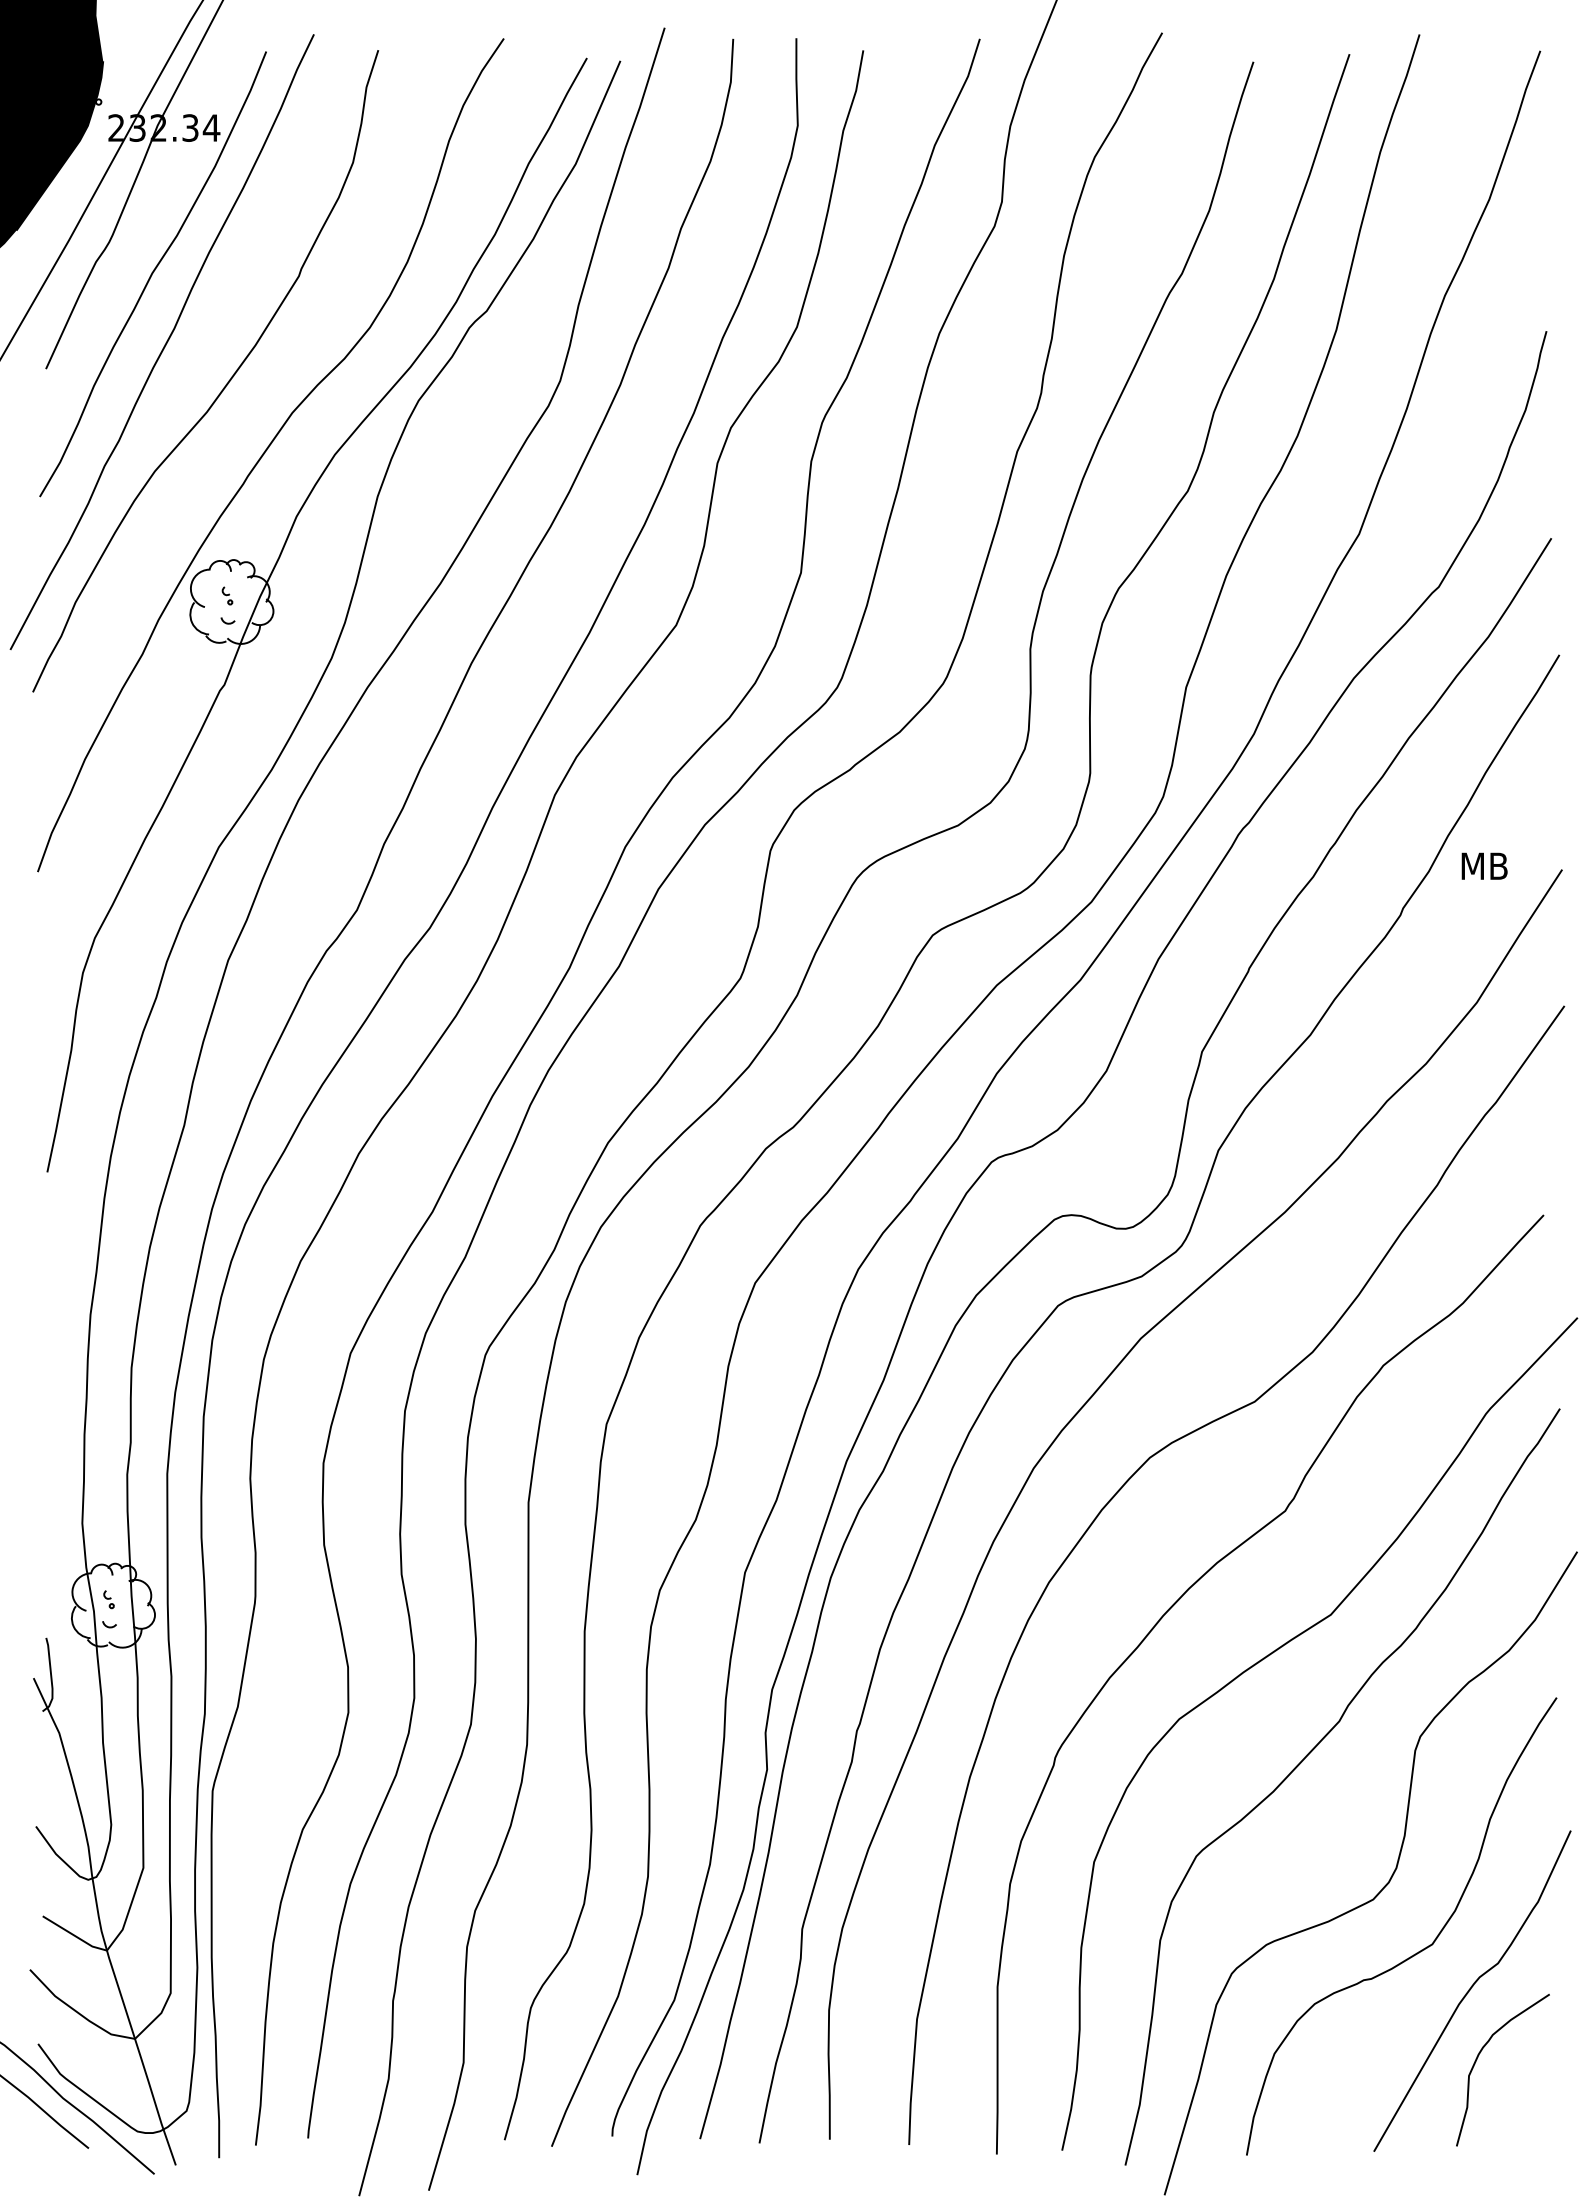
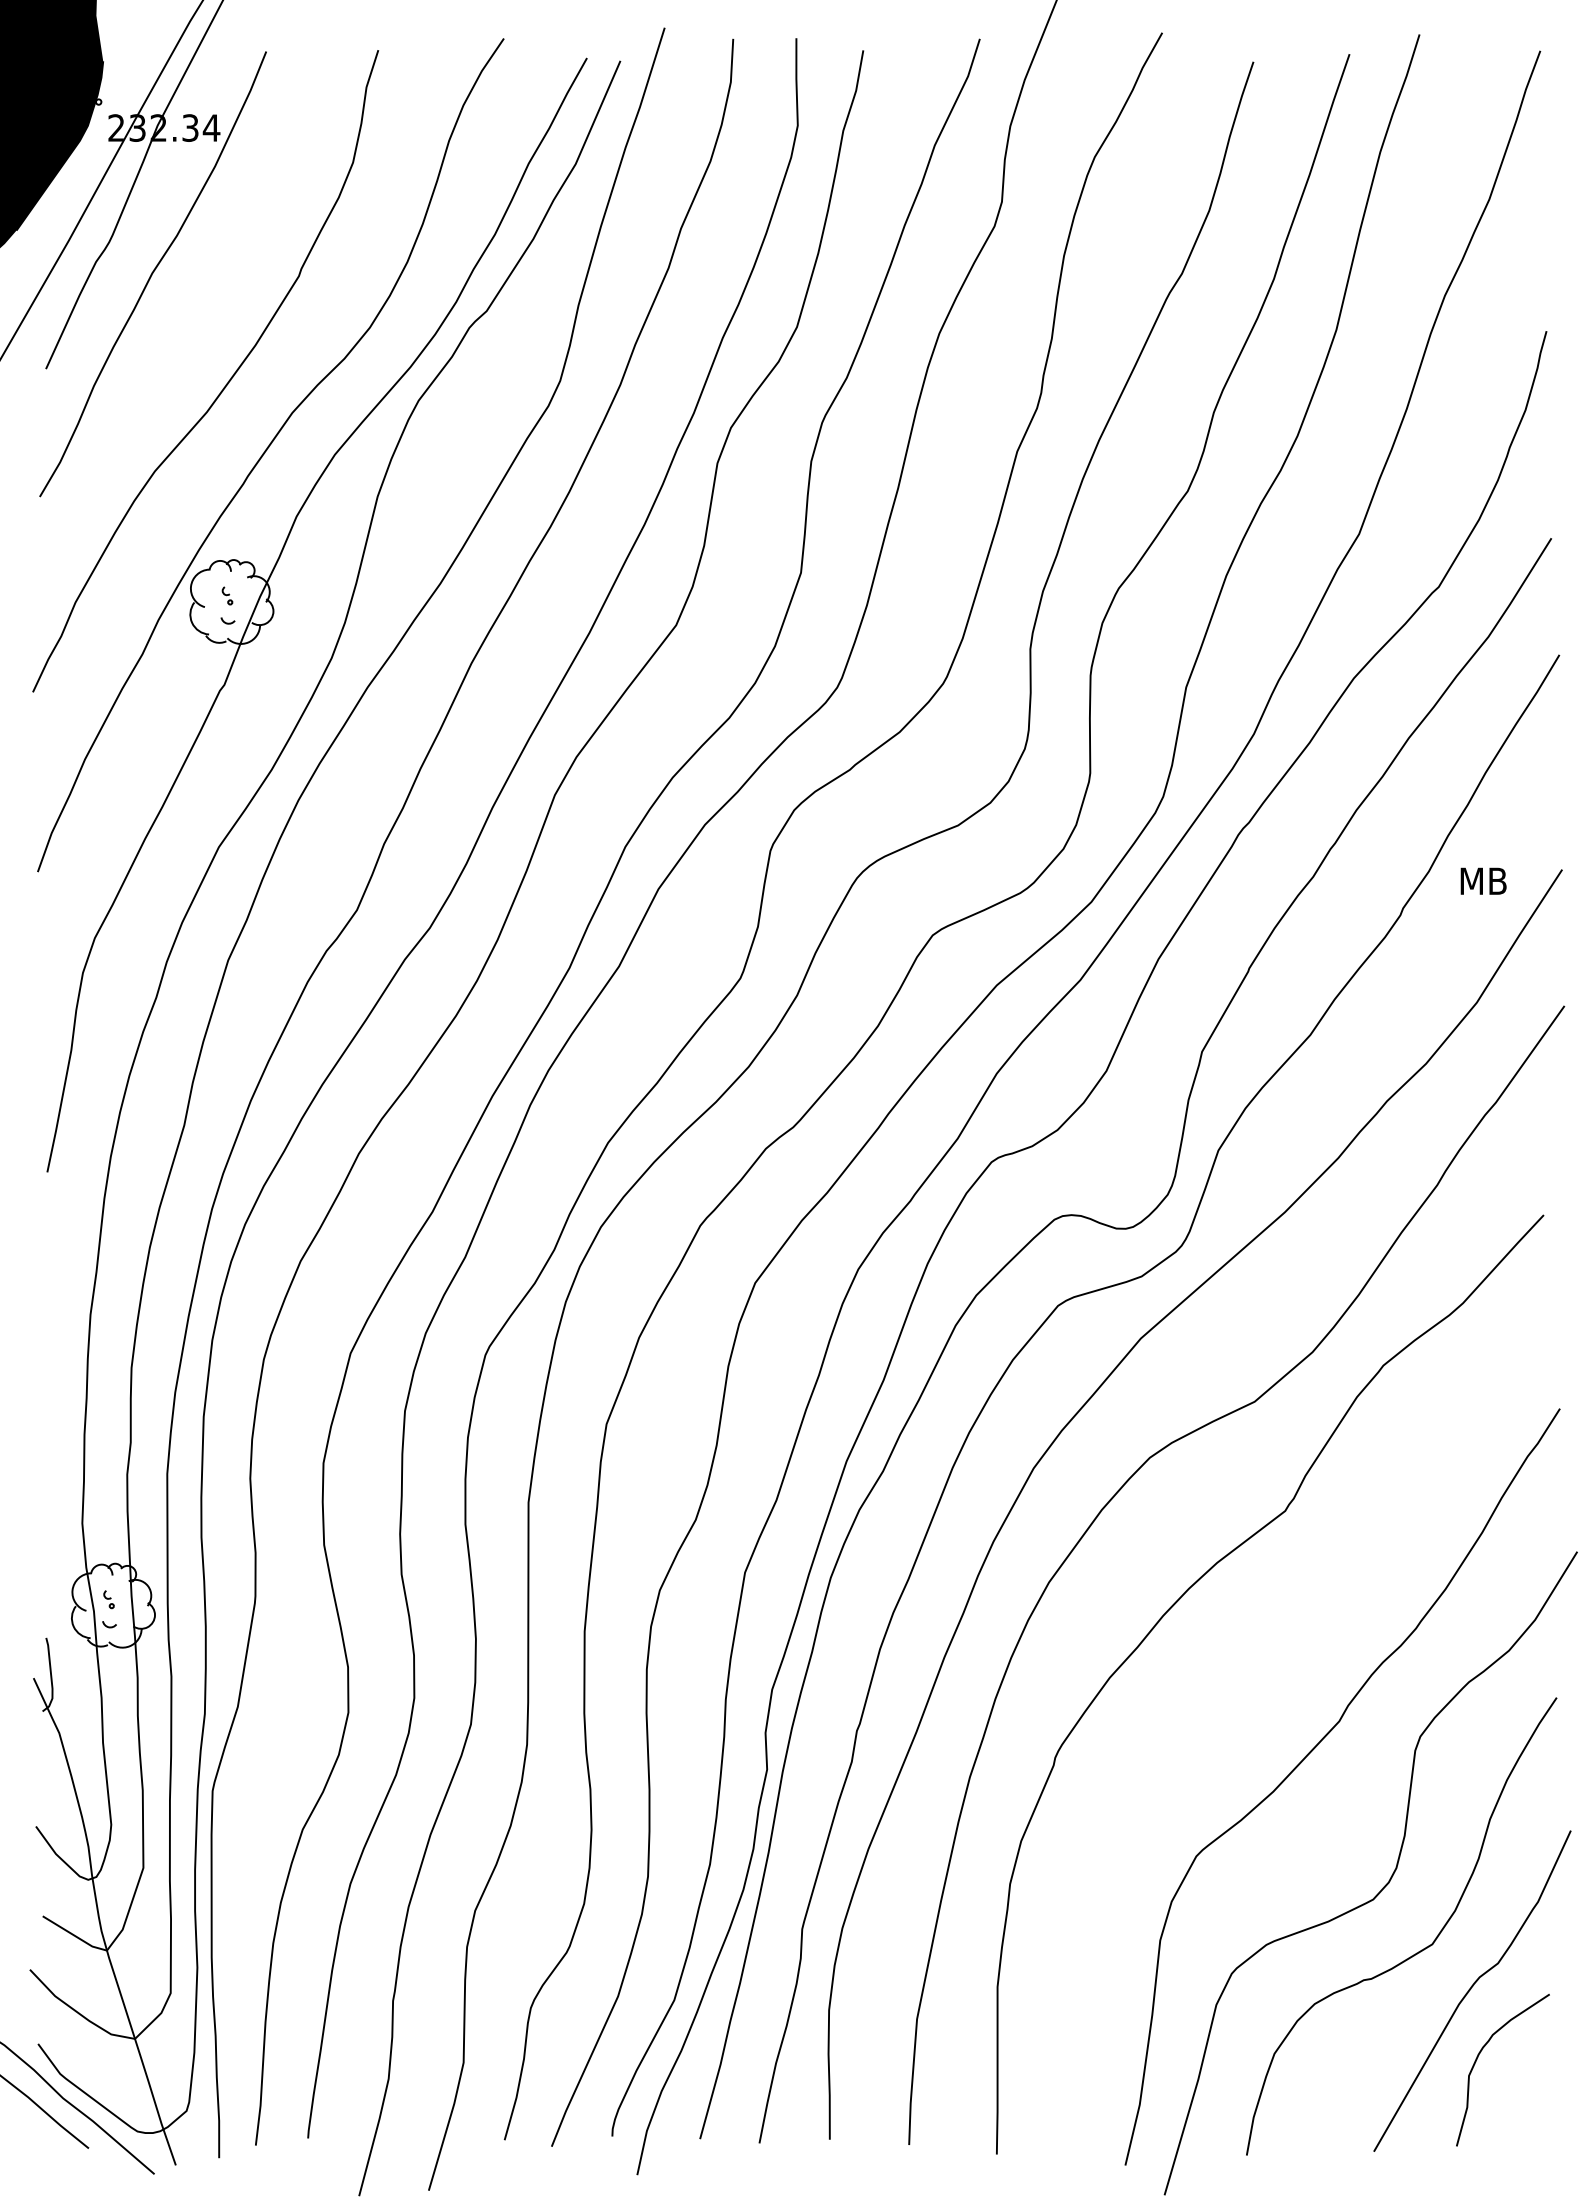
curve: present -> none (164, 344)
text position: (1484, 865) -> (1483, 880) (1483, 880)
curve: present -> none (1267, 1657)
